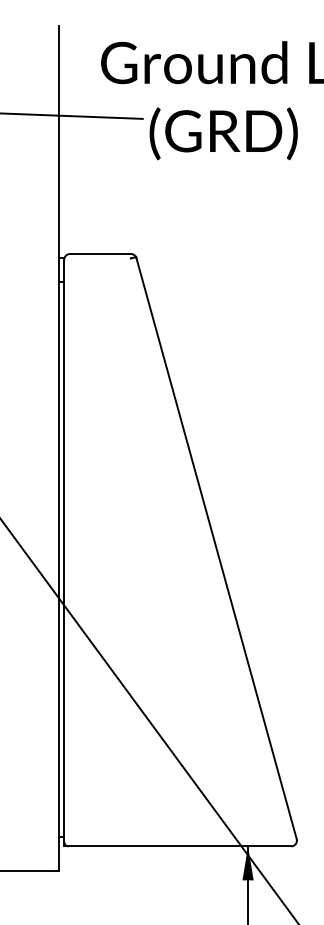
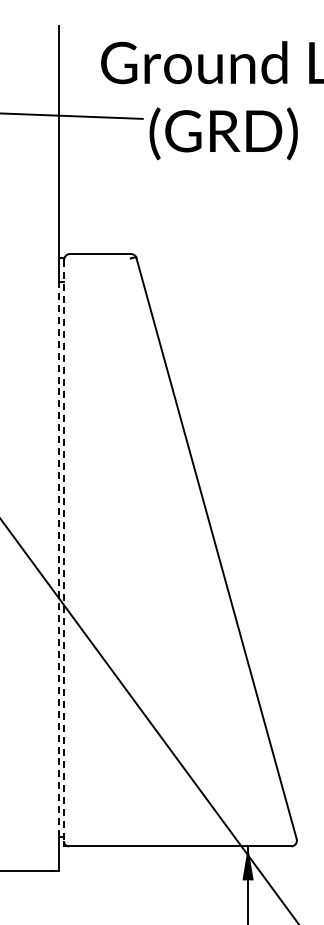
line: solid -> dashed (64, 551)
line: solid -> dashed (58, 559)
